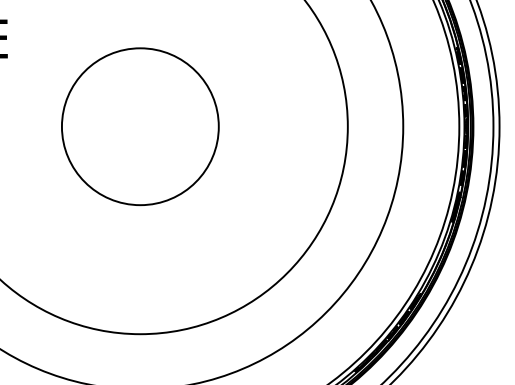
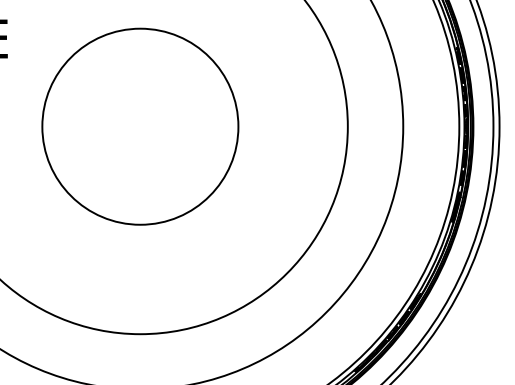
circle diameter: 157 px -> 196 px (140, 126)
